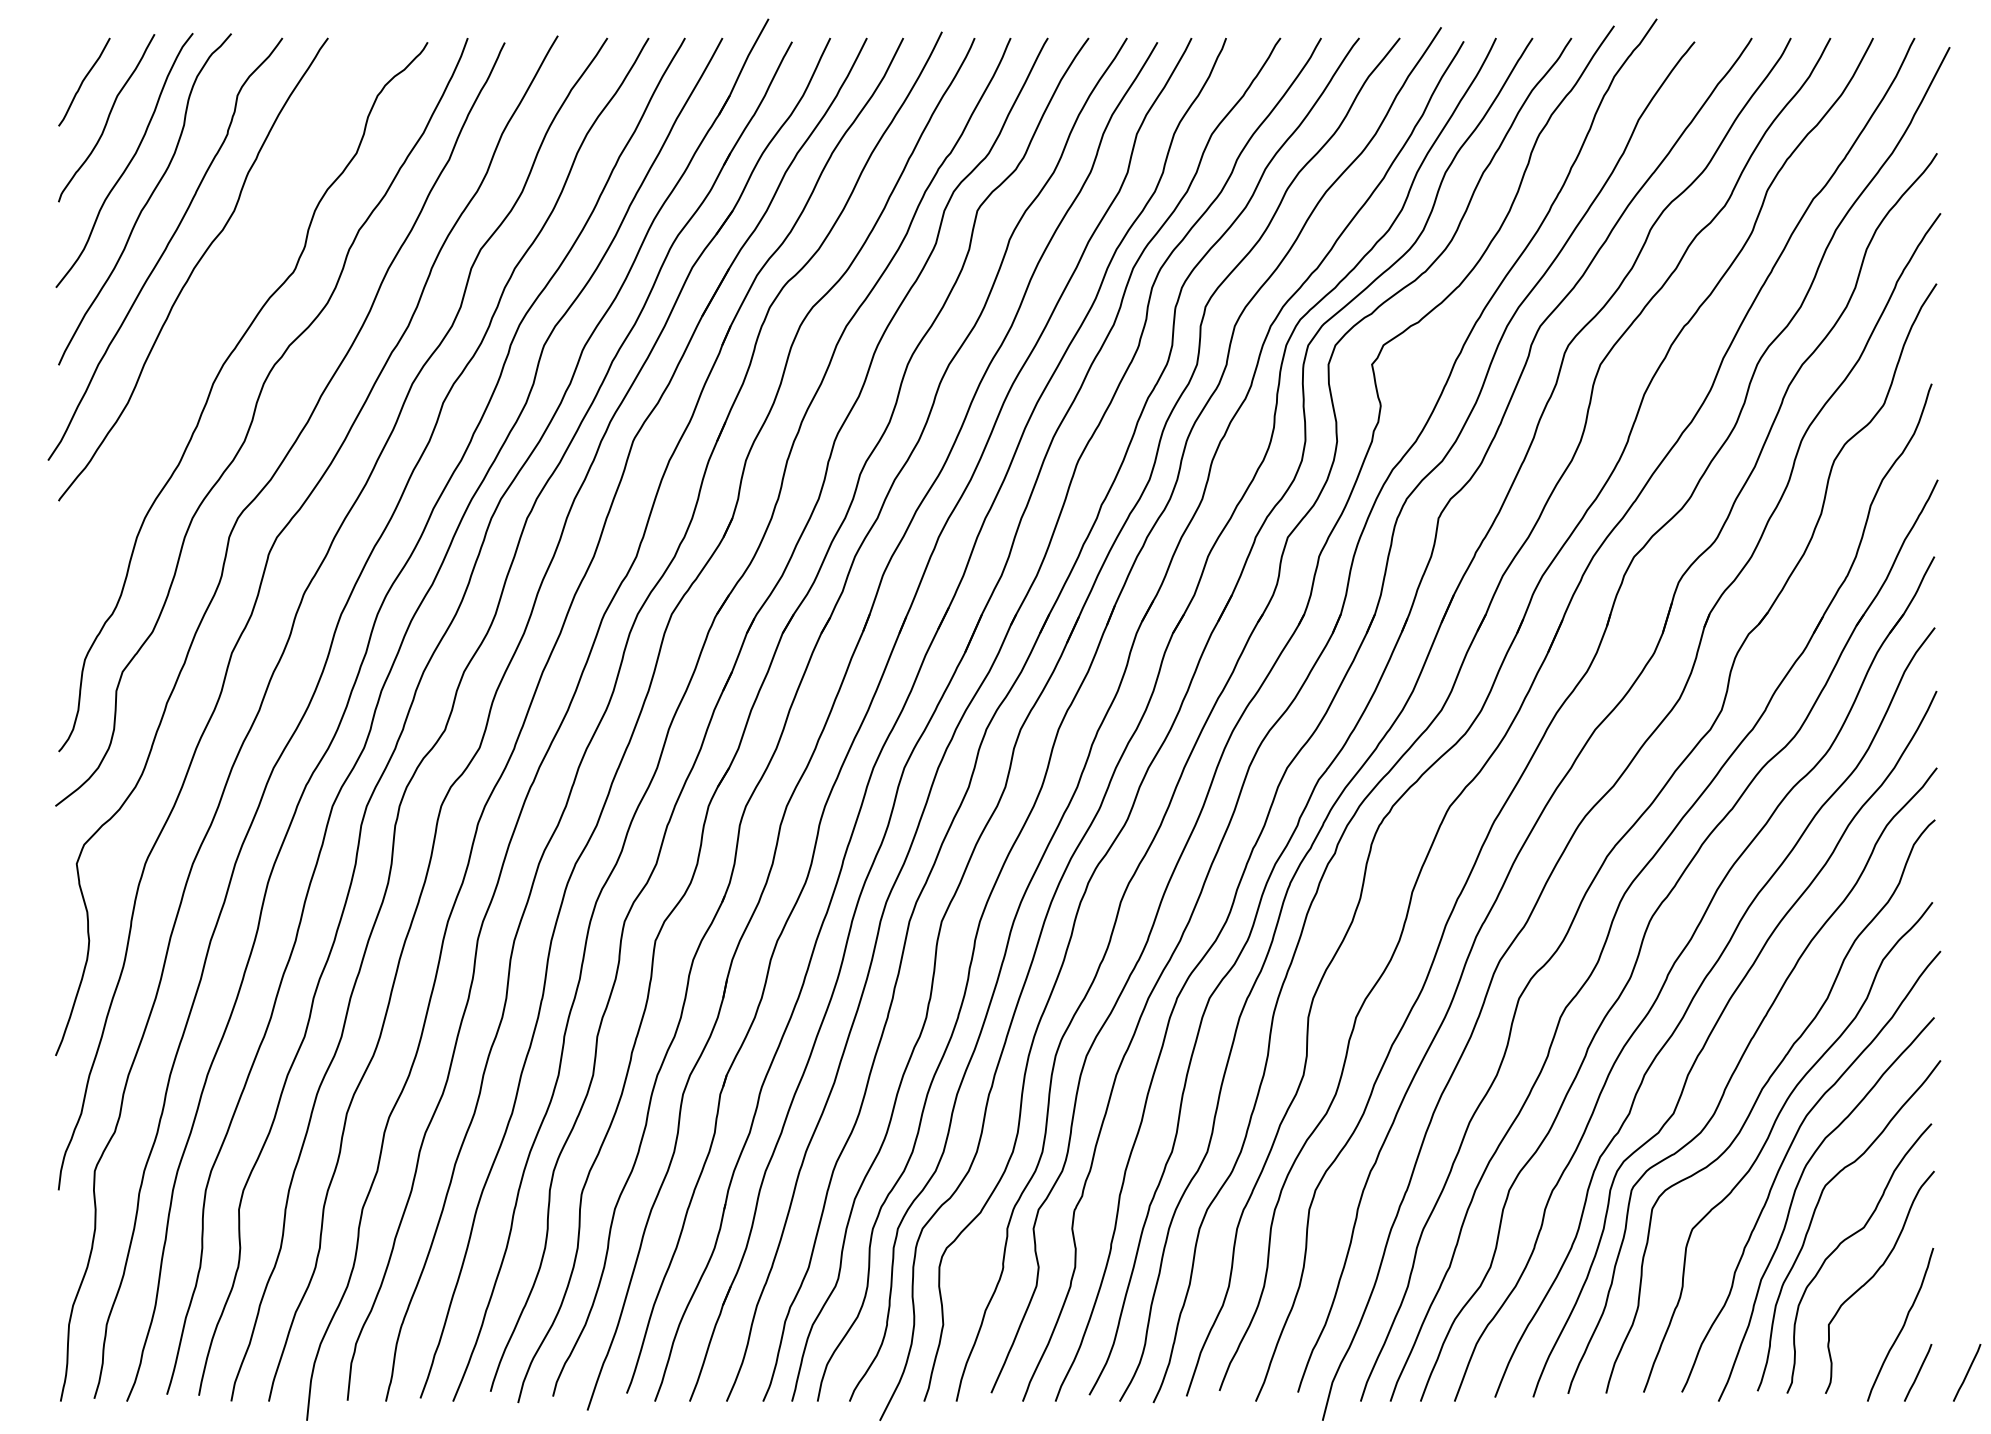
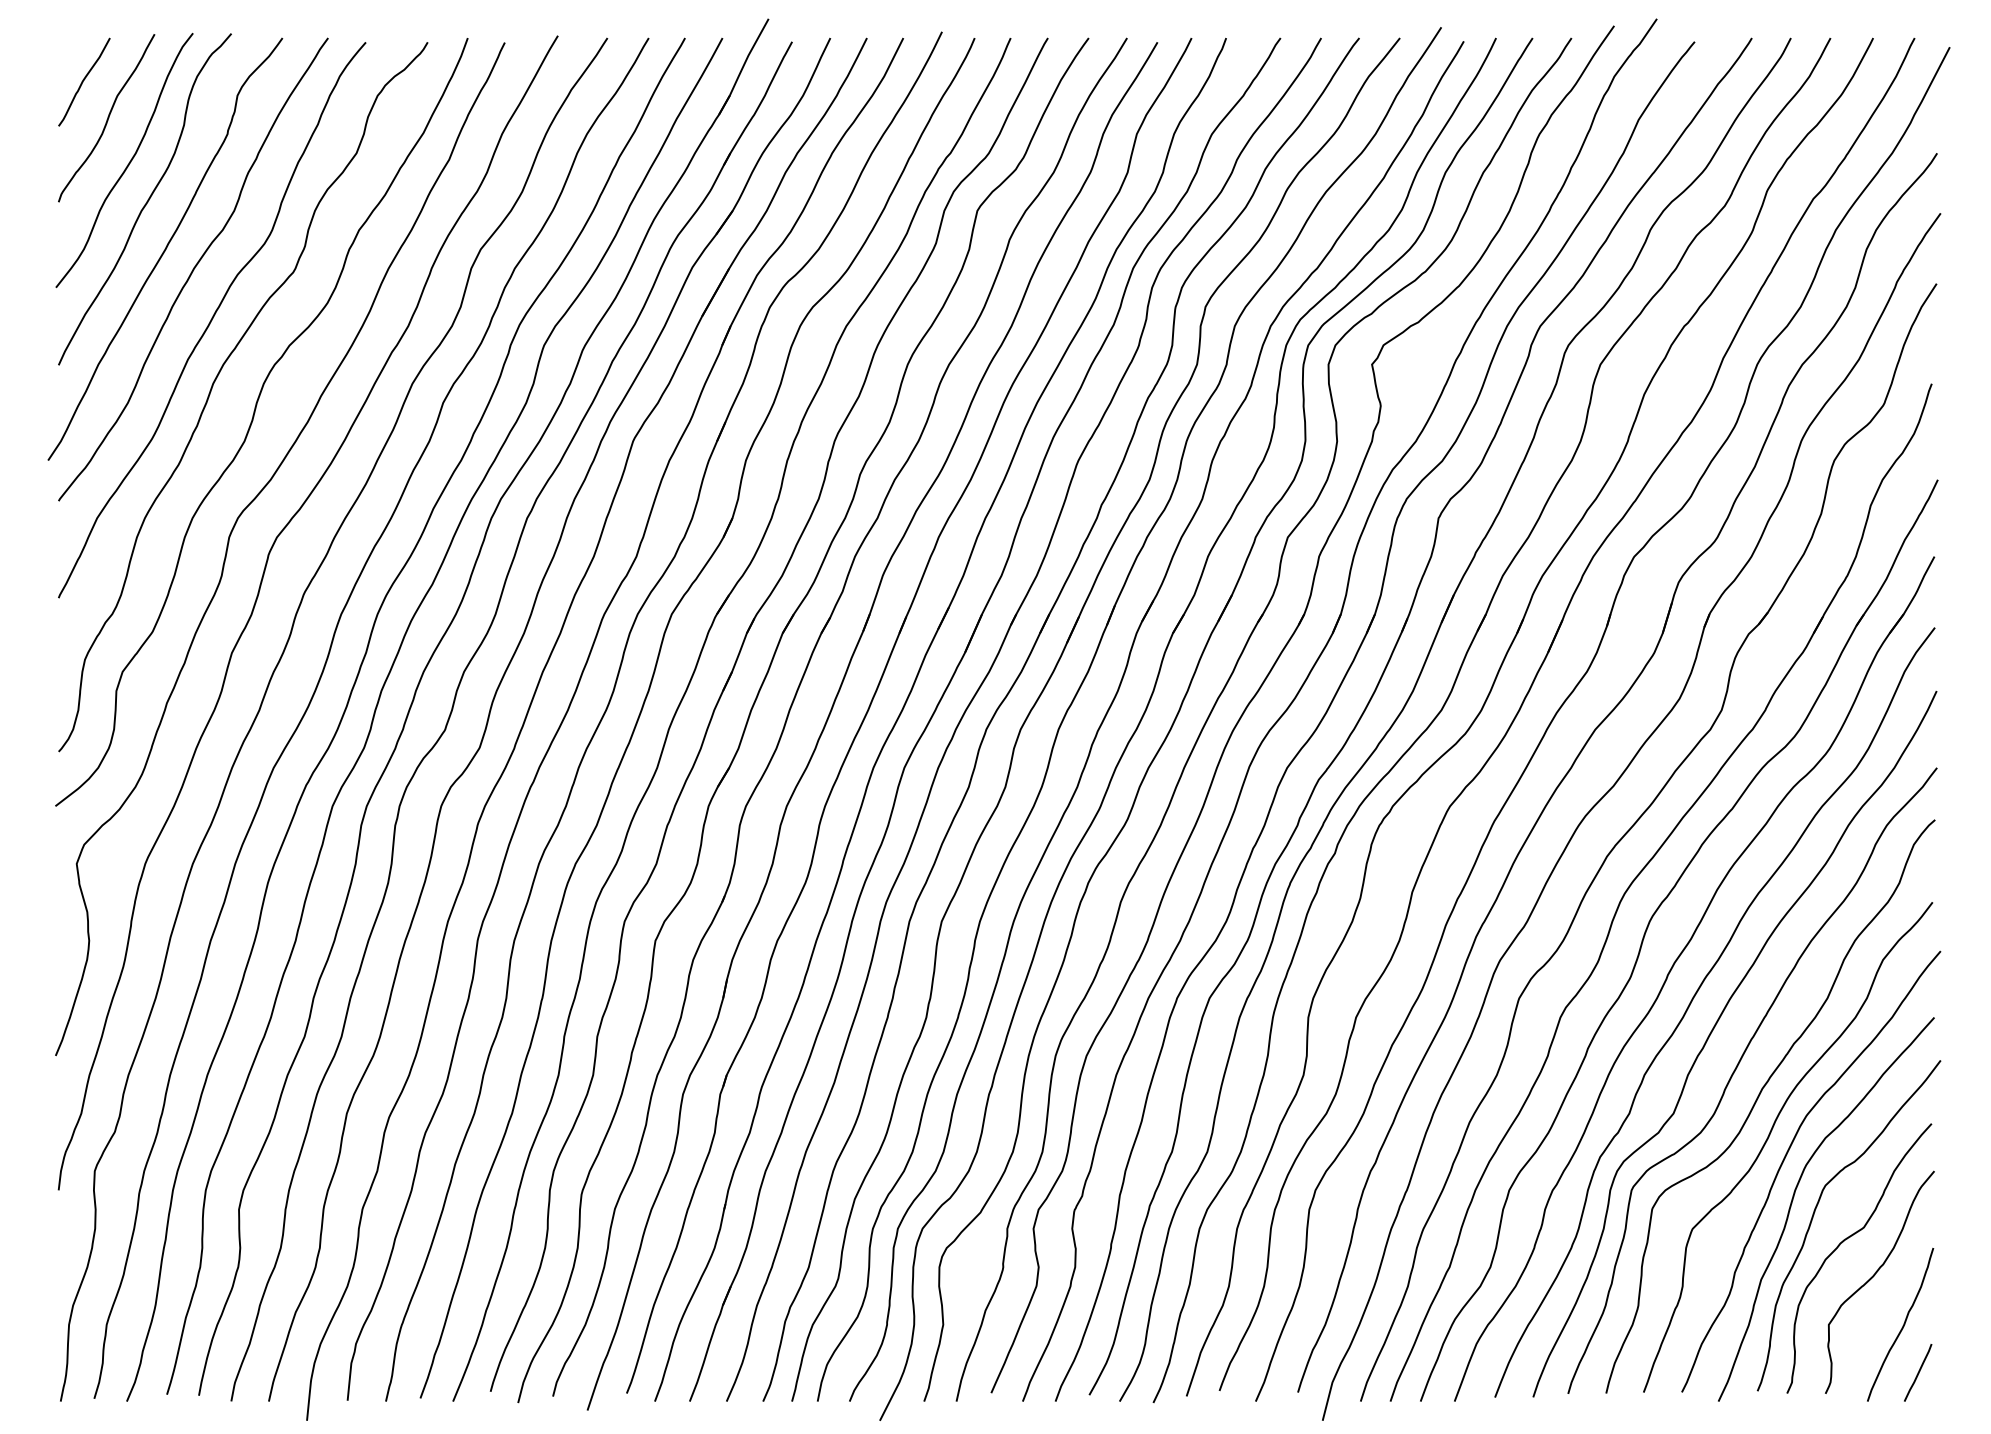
curve: none -> present (212, 320)
line: present -> none (1967, 1372)
